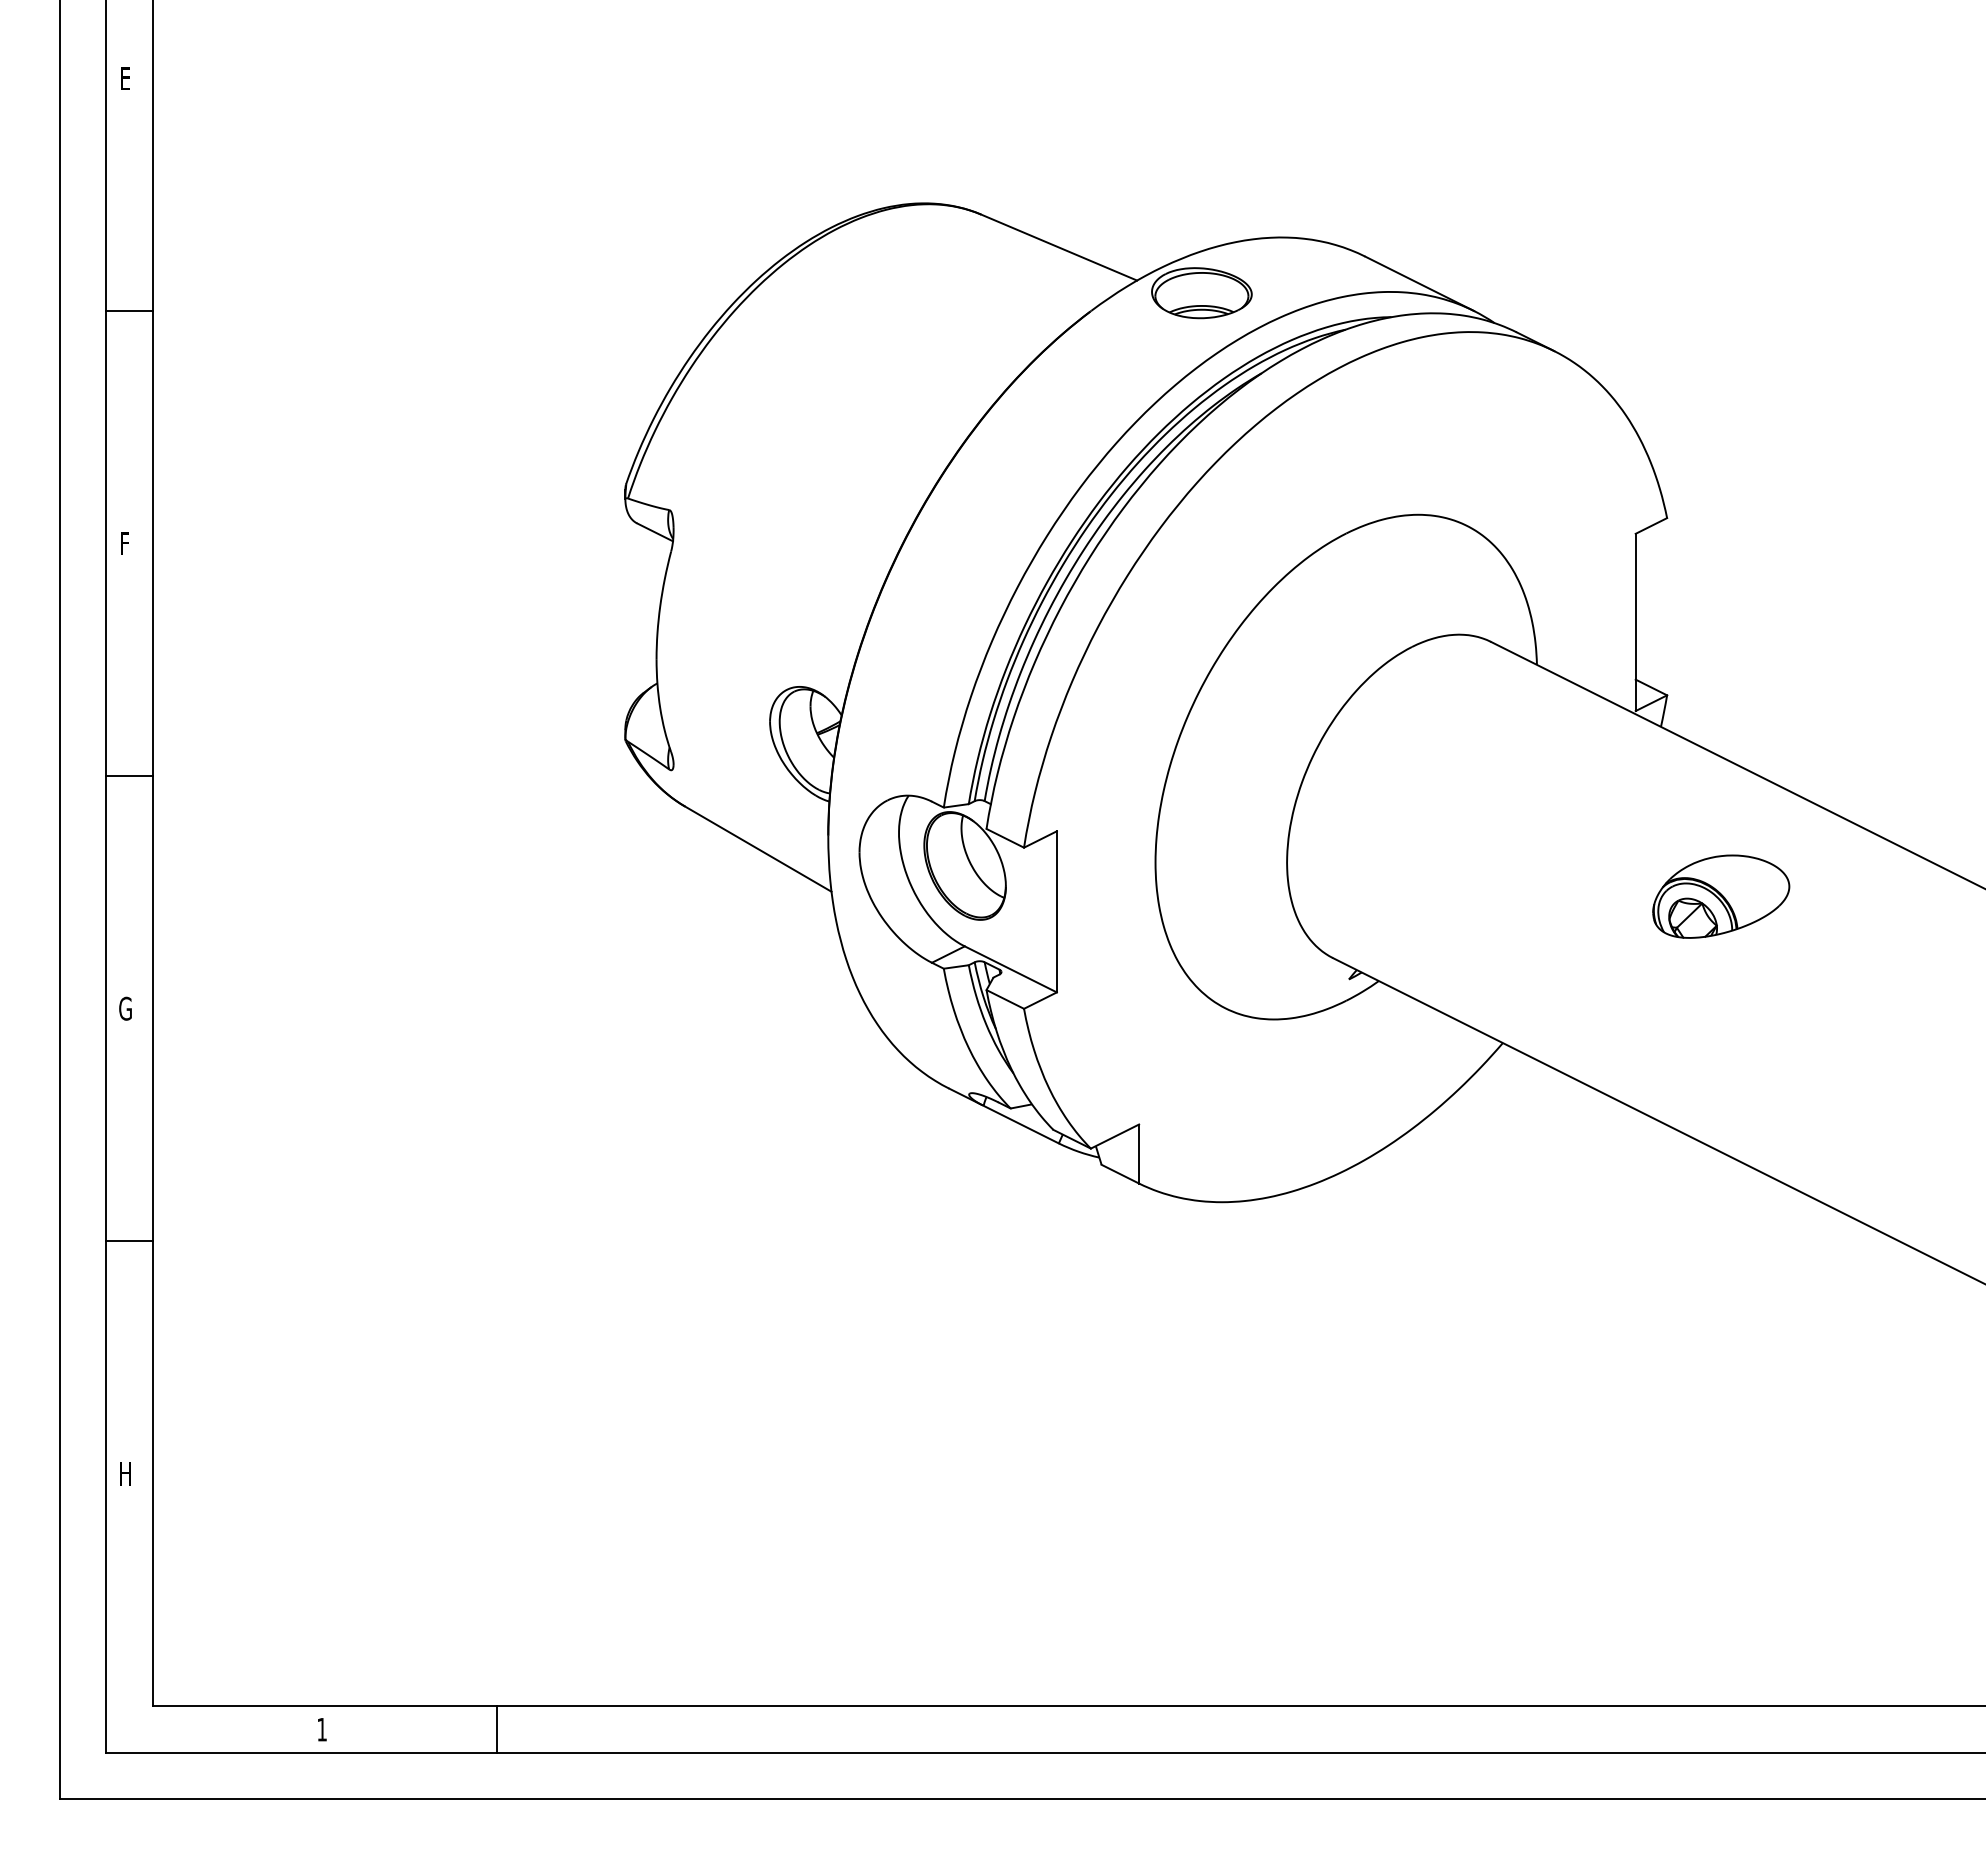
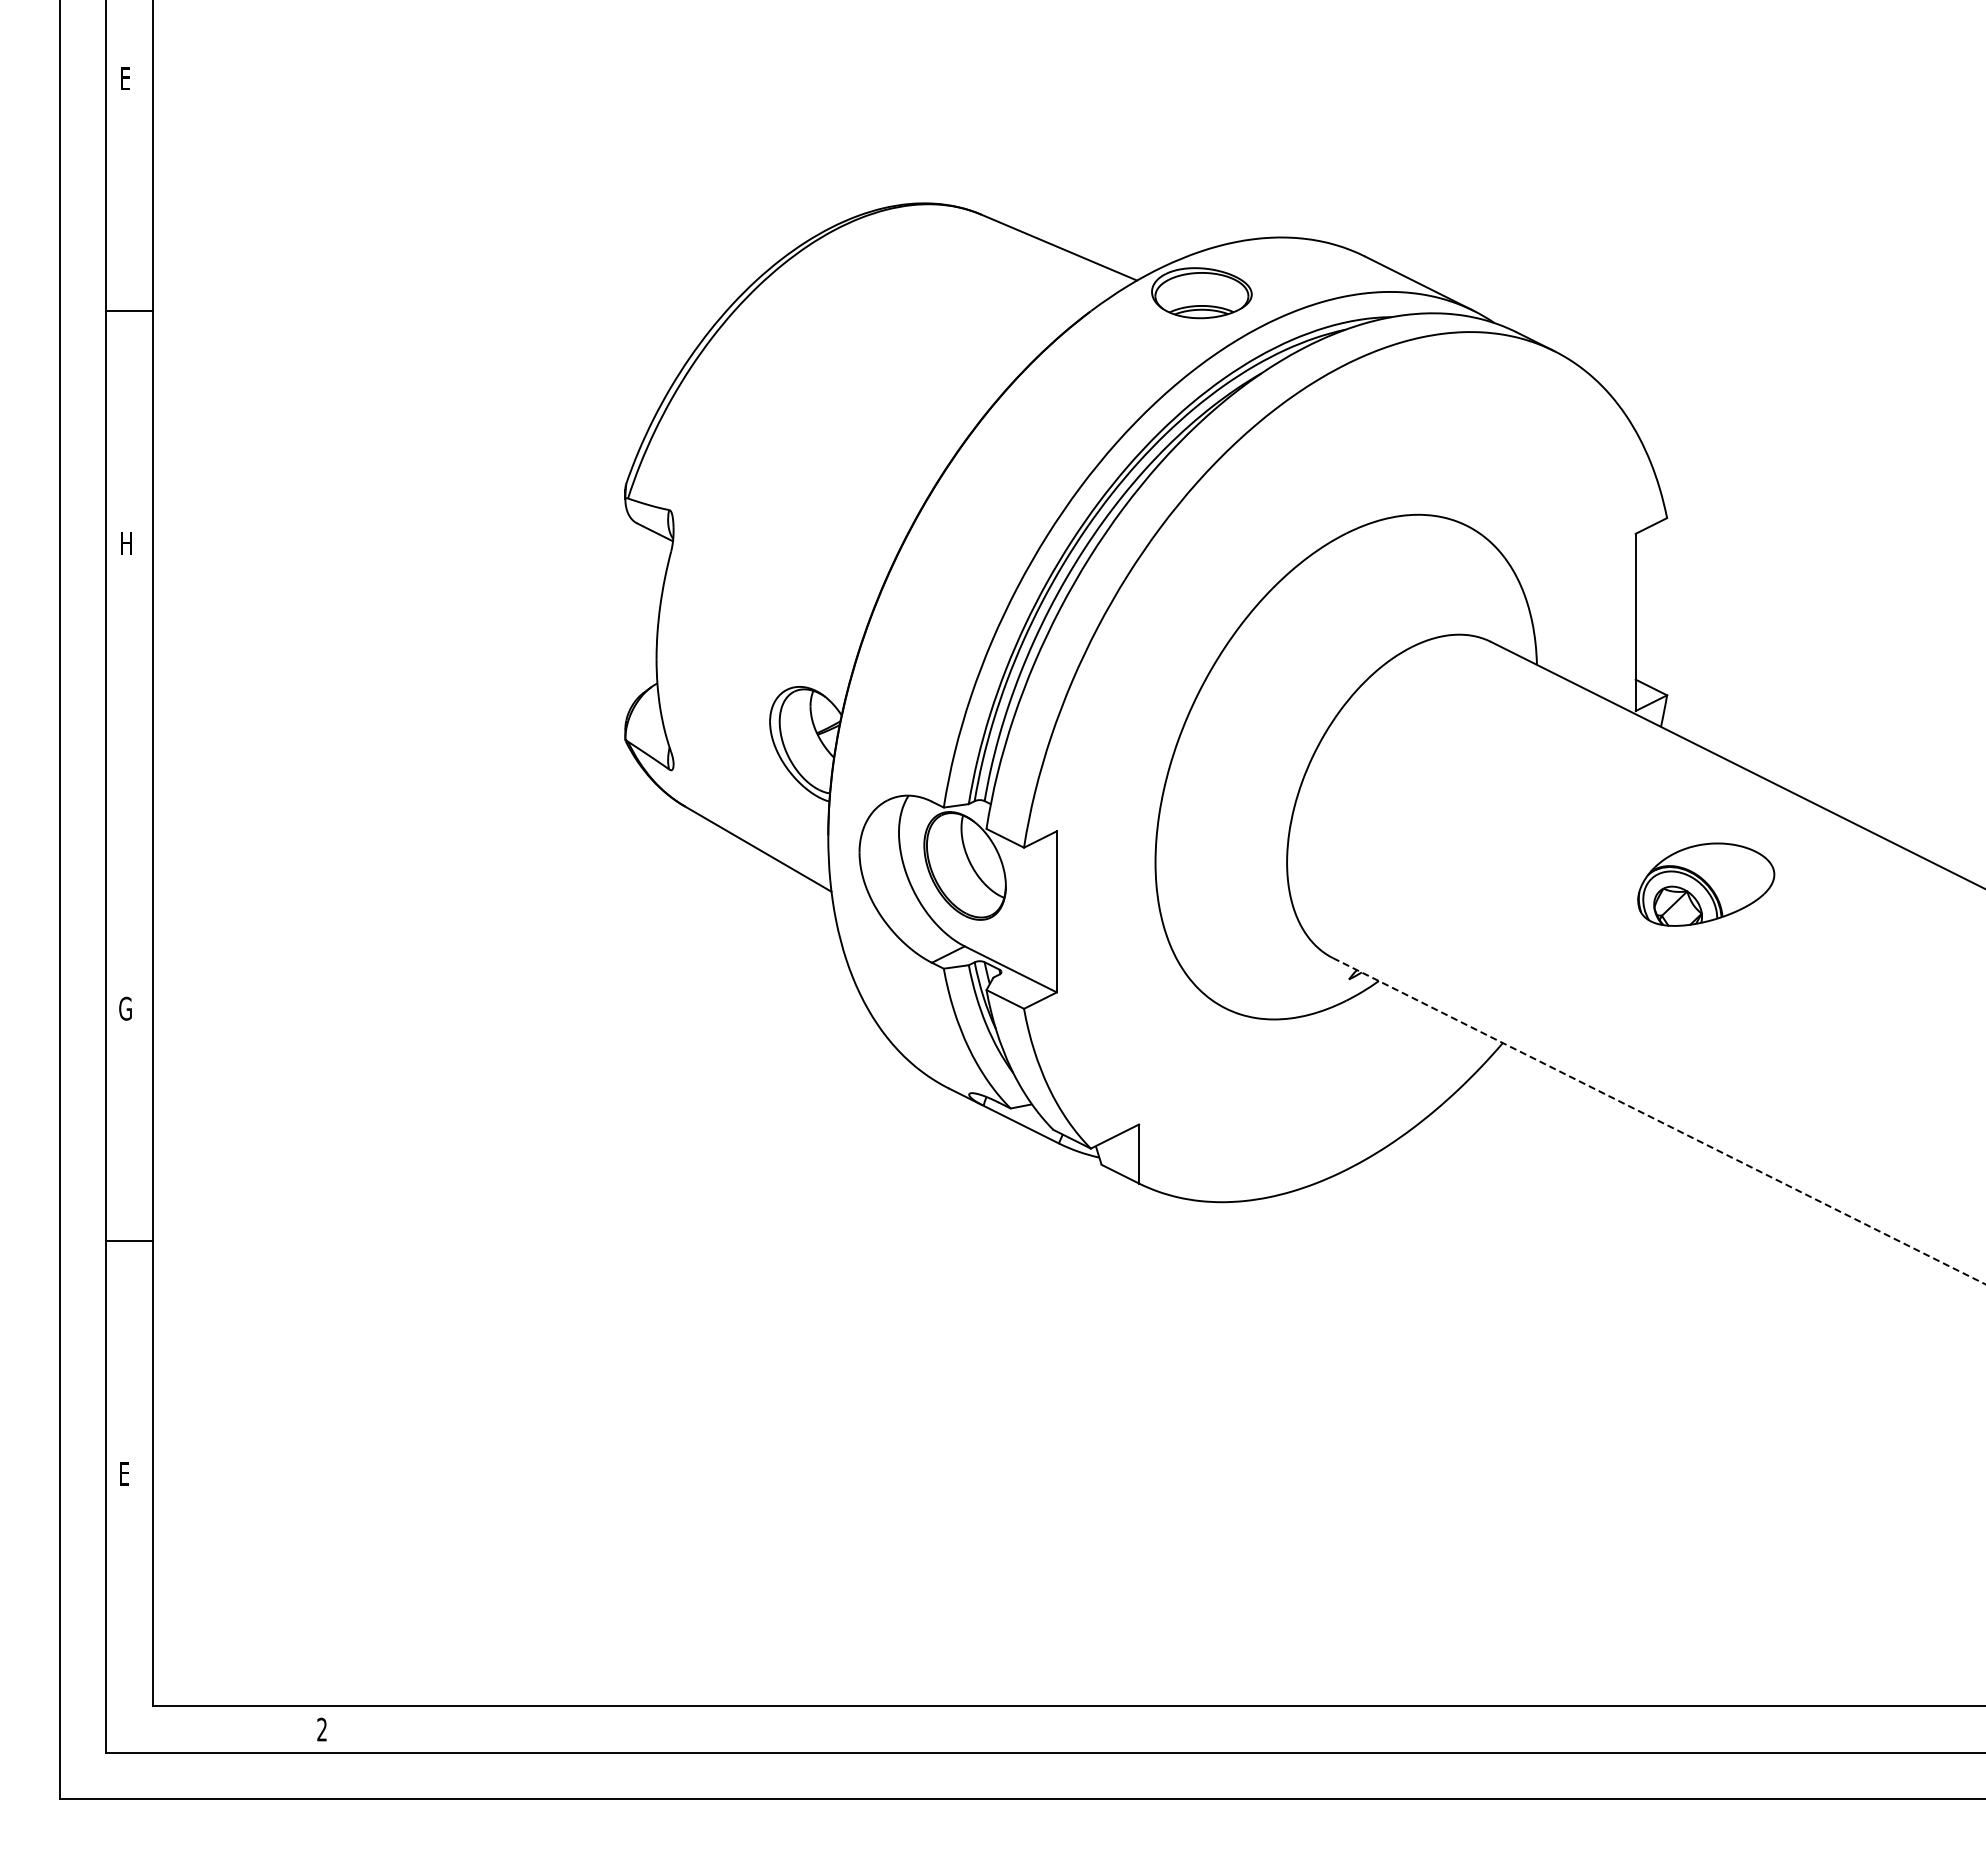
text: F -> H (127, 543)
line: present -> none (129, 776)
part position: (1721, 896) -> (1706, 884) (1706, 884)
line: solid -> dashed (1659, 1121)
text: H -> E (126, 1473)
text: 1 -> 2 (321, 1729)
line: present -> none (496, 1729)
